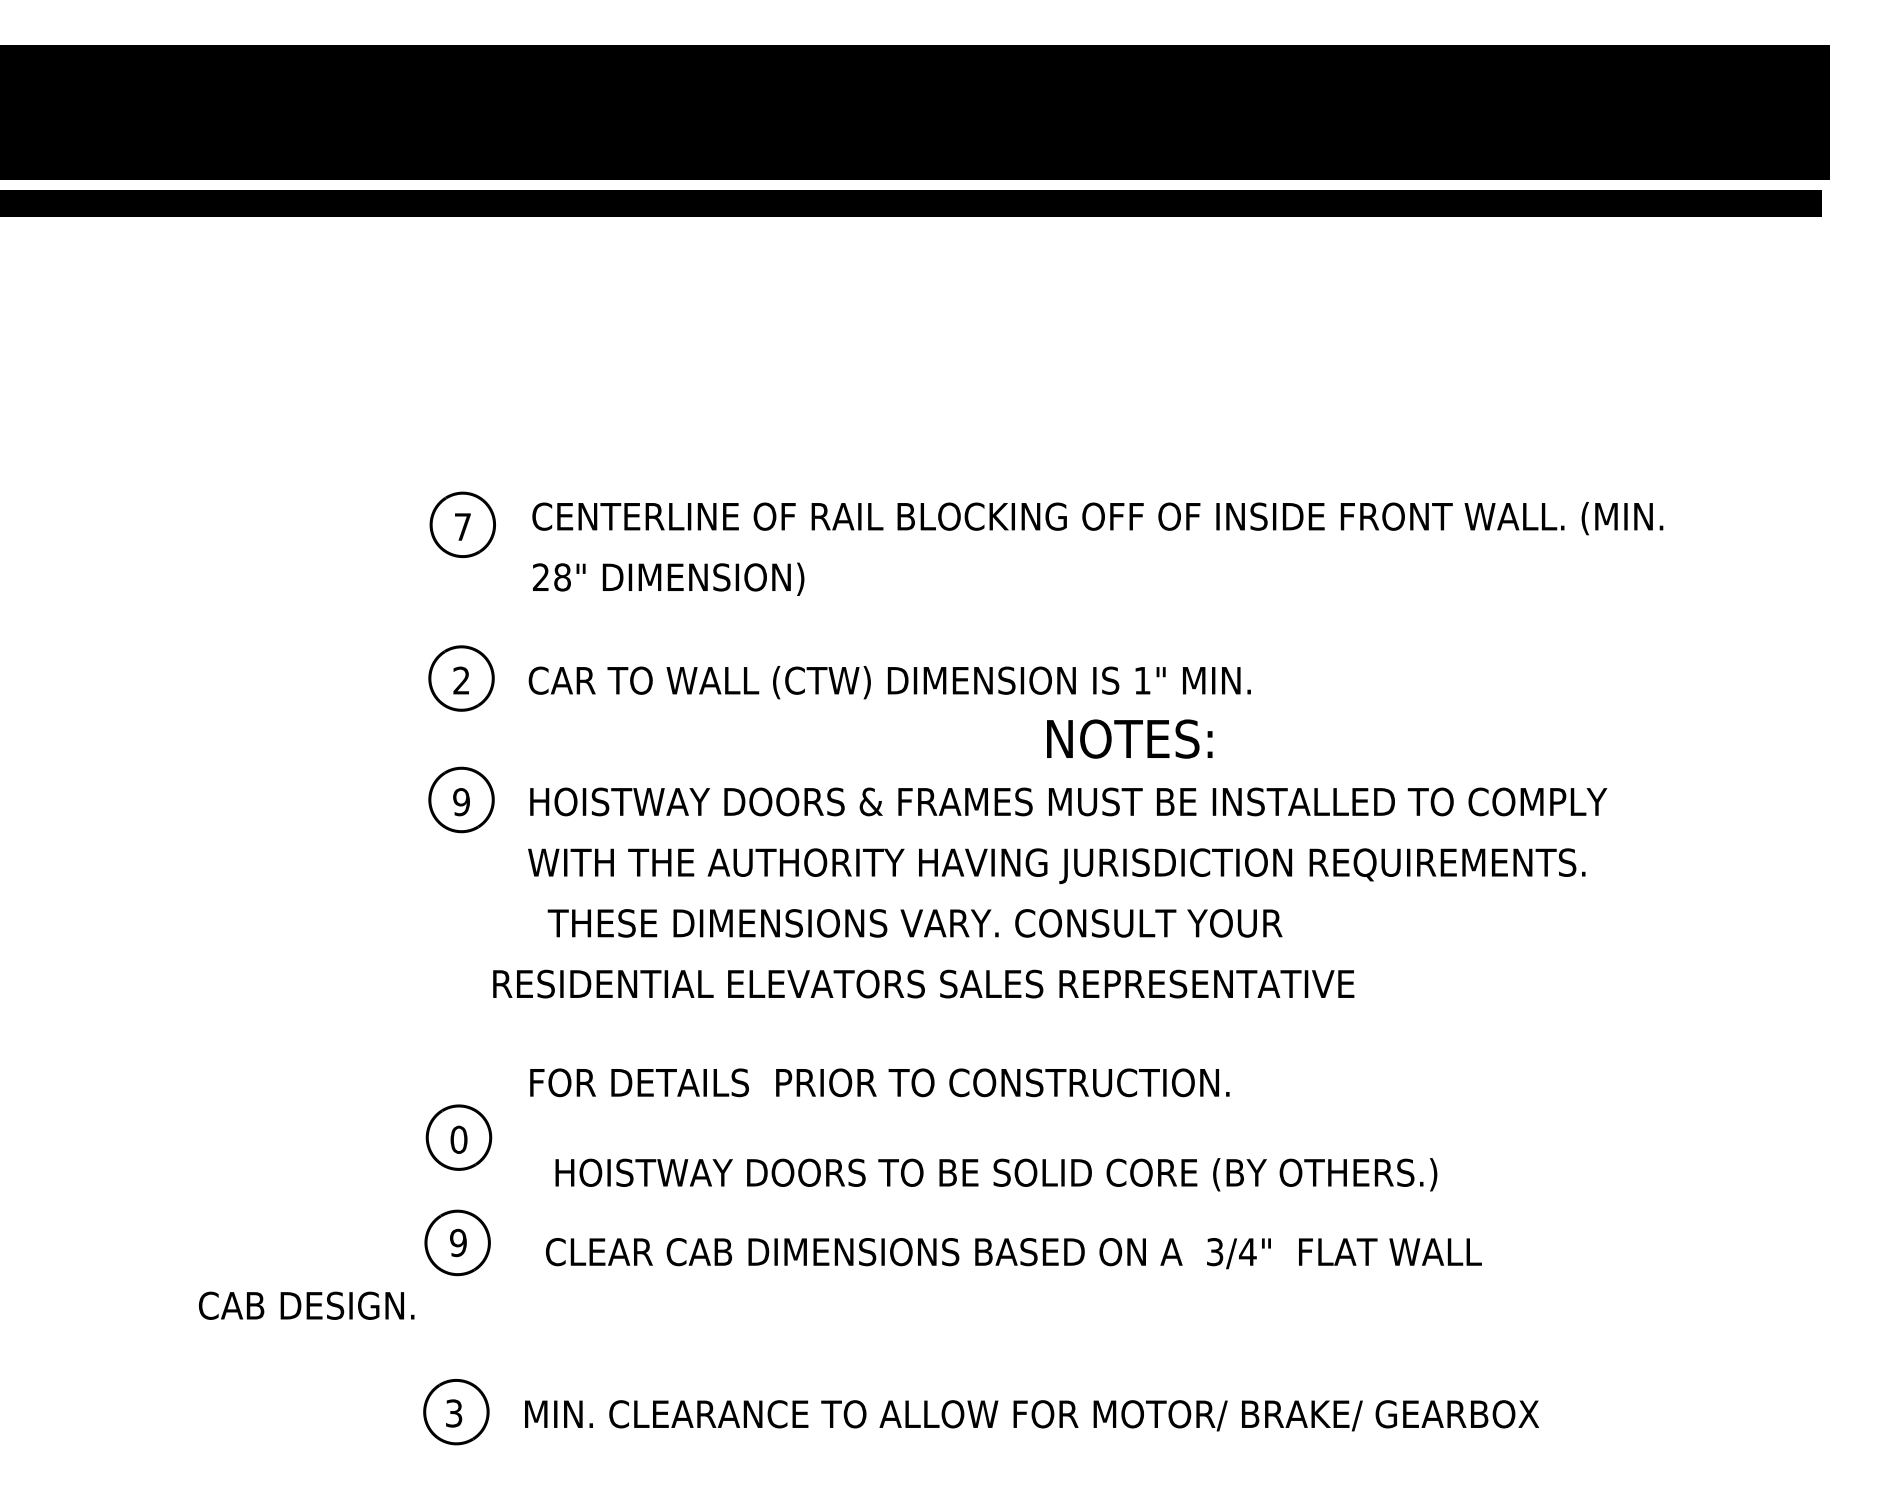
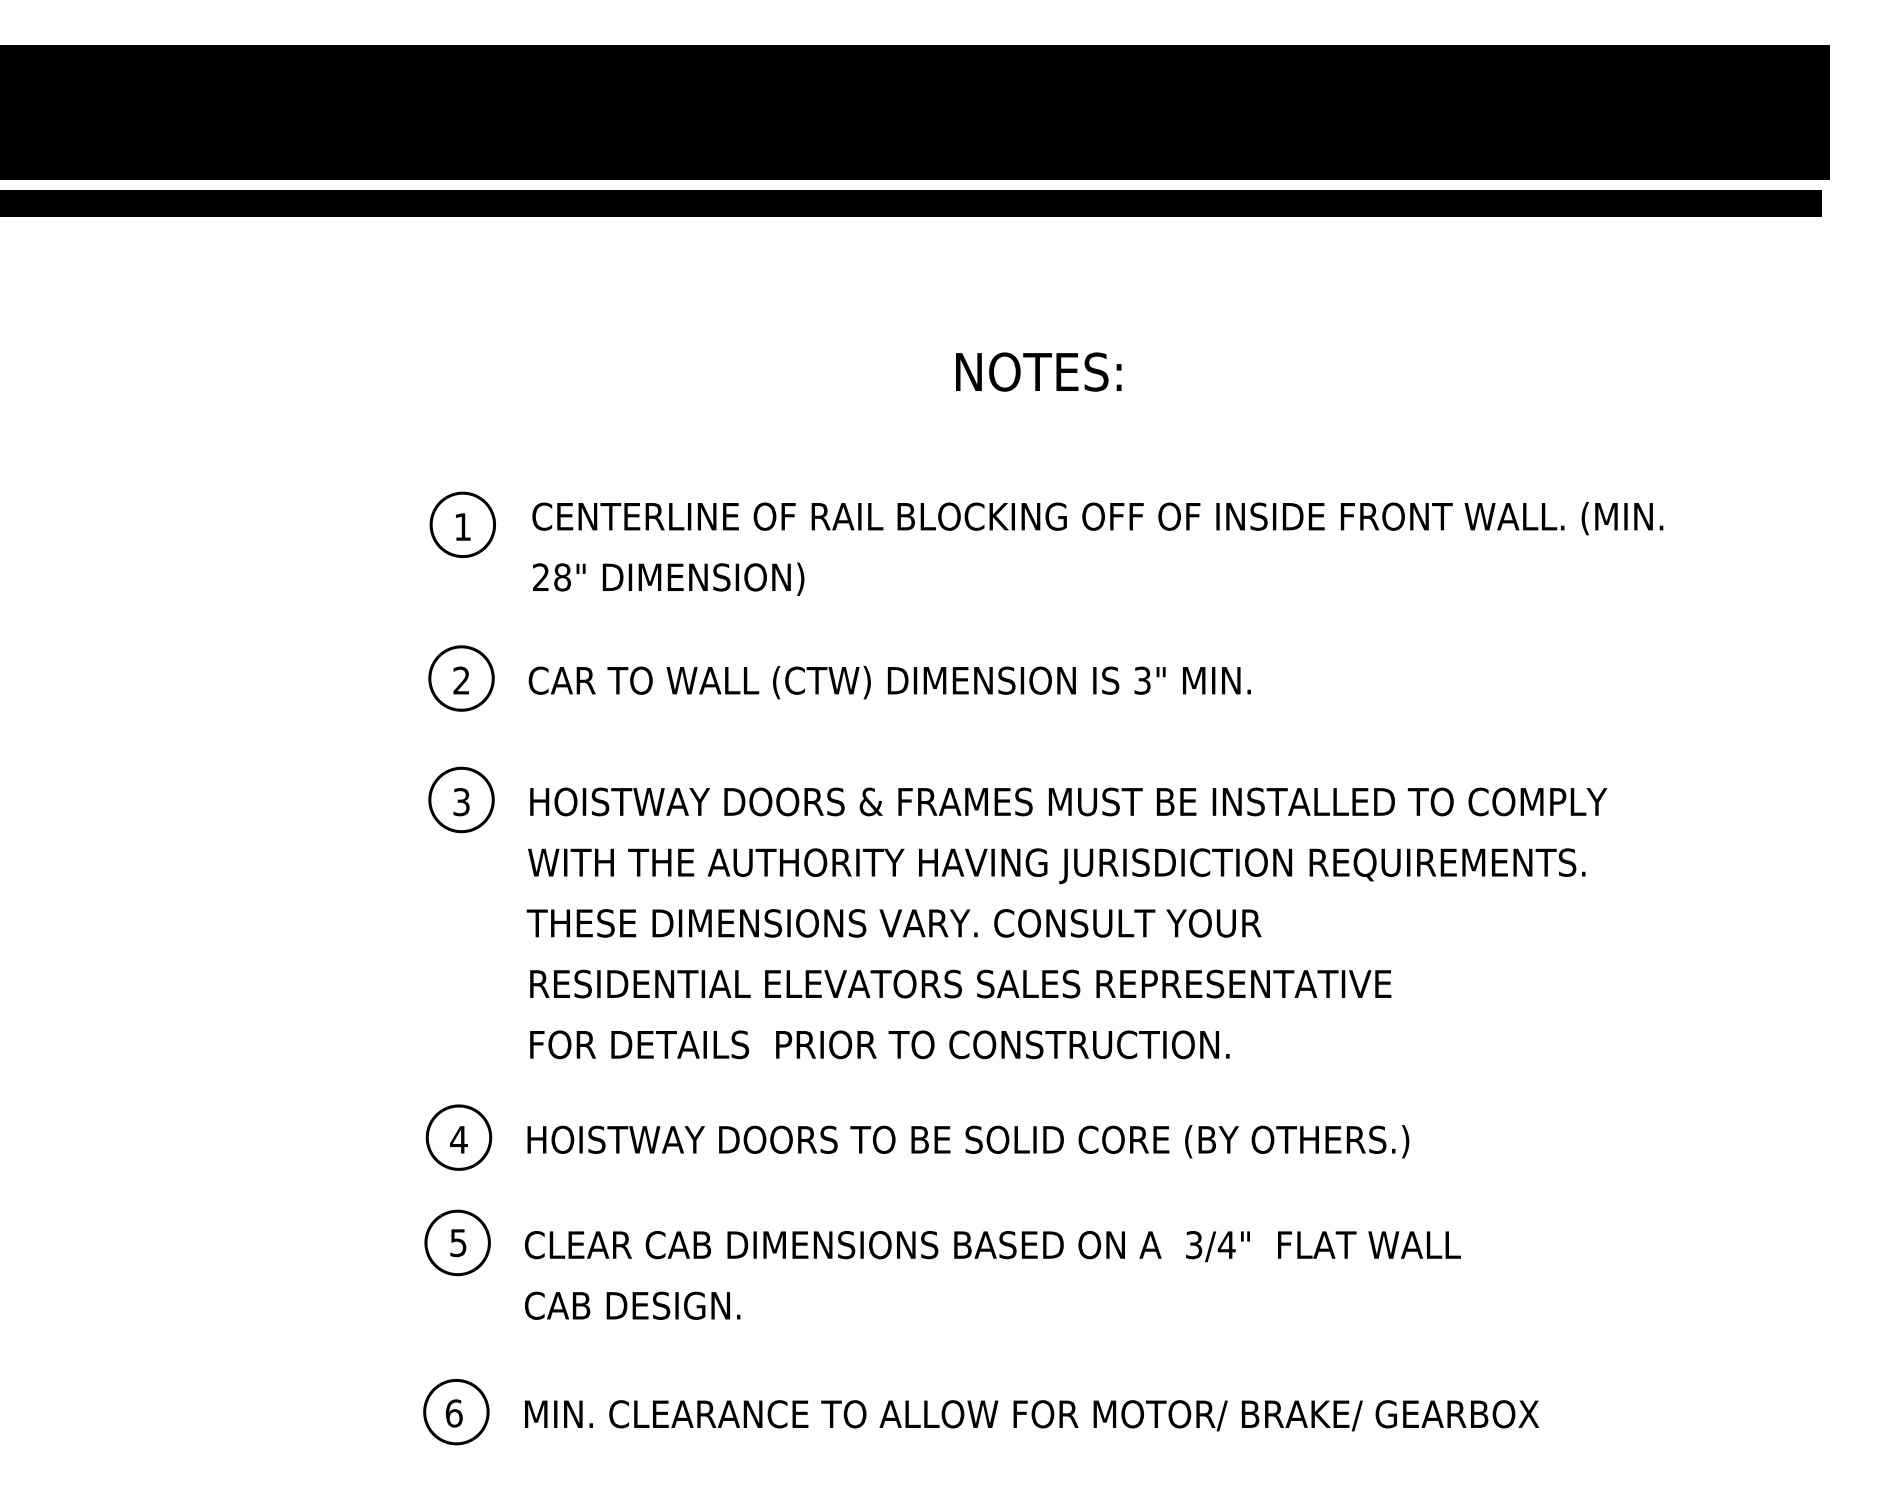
text: 7 -> 1 (462, 526)
text: 1" -> 3" (1142, 680)
text position: (1129, 738) -> (1038, 371) (1038, 371)
text: 9 -> 3 (461, 802)
text position: (914, 923) -> (893, 923) (893, 923)
text position: (923, 983) -> (960, 983) (960, 983)
text position: (879, 1082) -> (879, 1044) (879, 1044)
text: 0 -> 4 (458, 1139)
text position: (996, 1174) -> (968, 1141) (968, 1141)
text: 9 -> 5 (458, 1242)
text position: (1013, 1253) -> (992, 1246) (992, 1246)
text position: (306, 1305) -> (632, 1305) (632, 1305)
text: 3 -> 6 (453, 1413)
